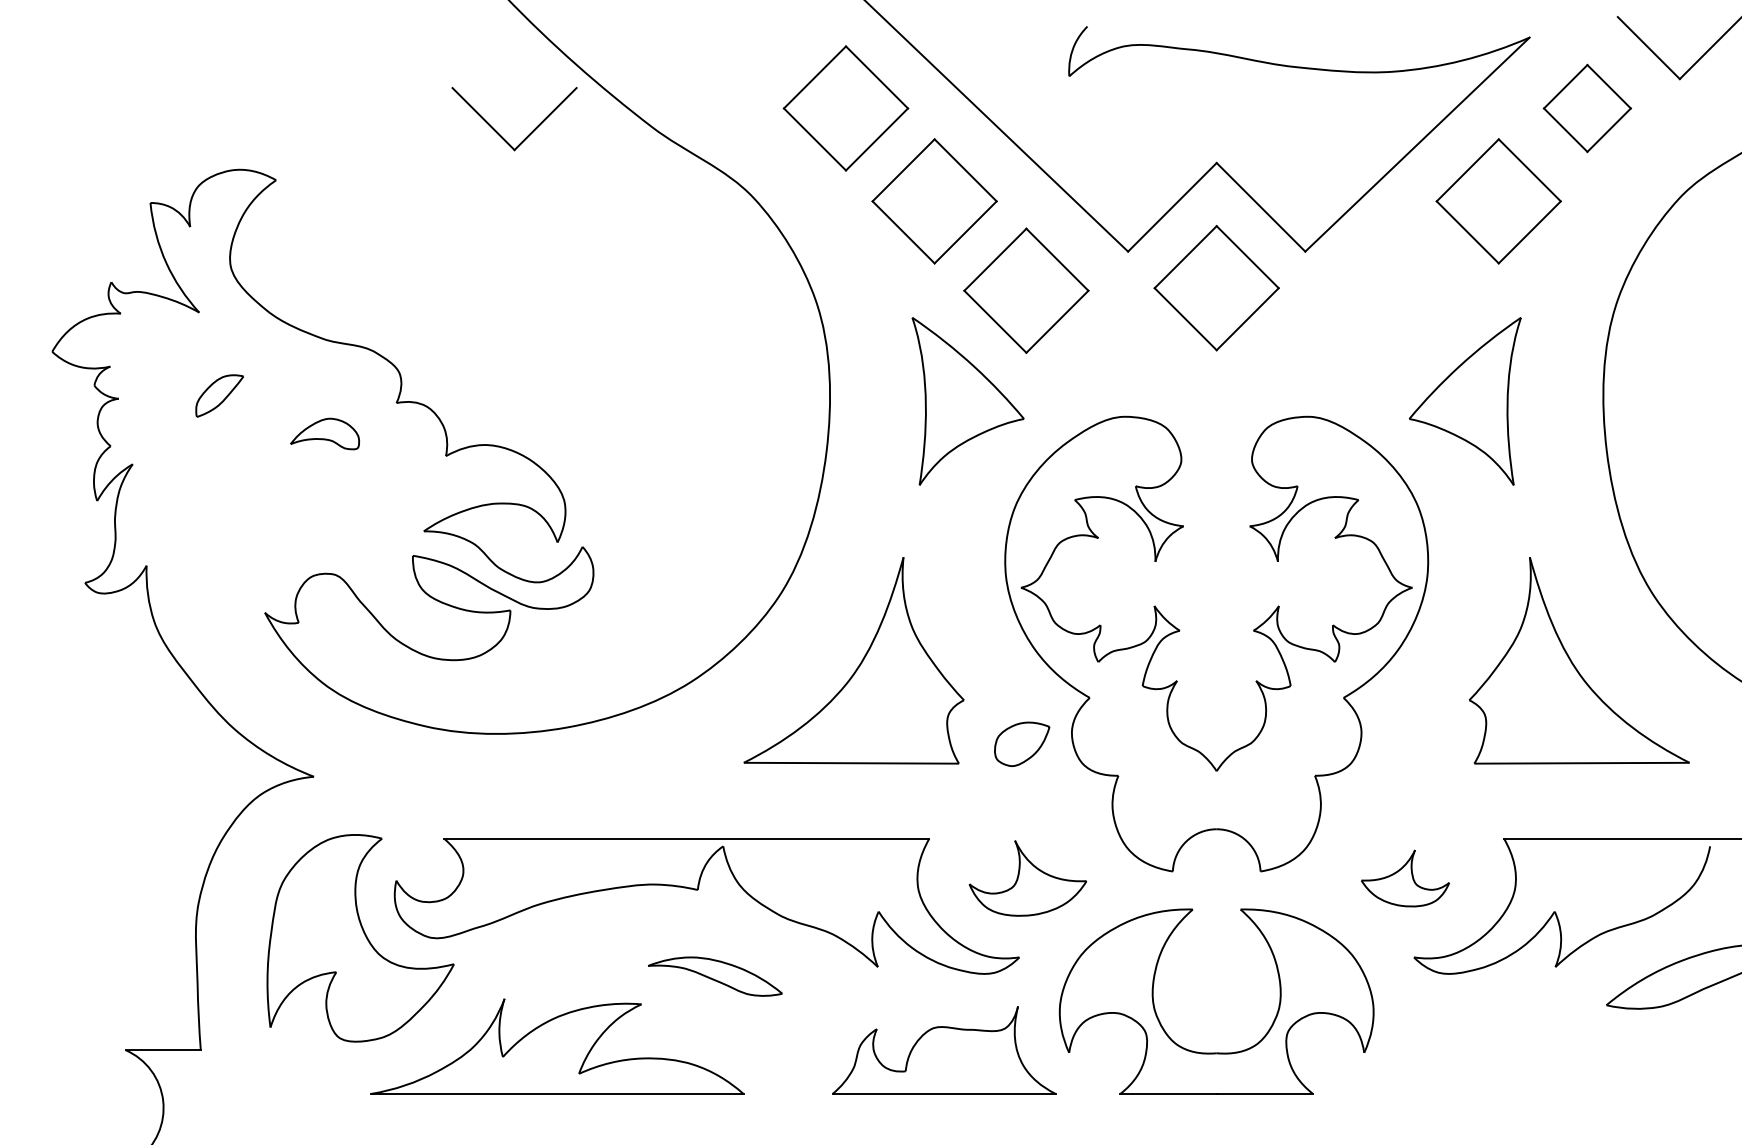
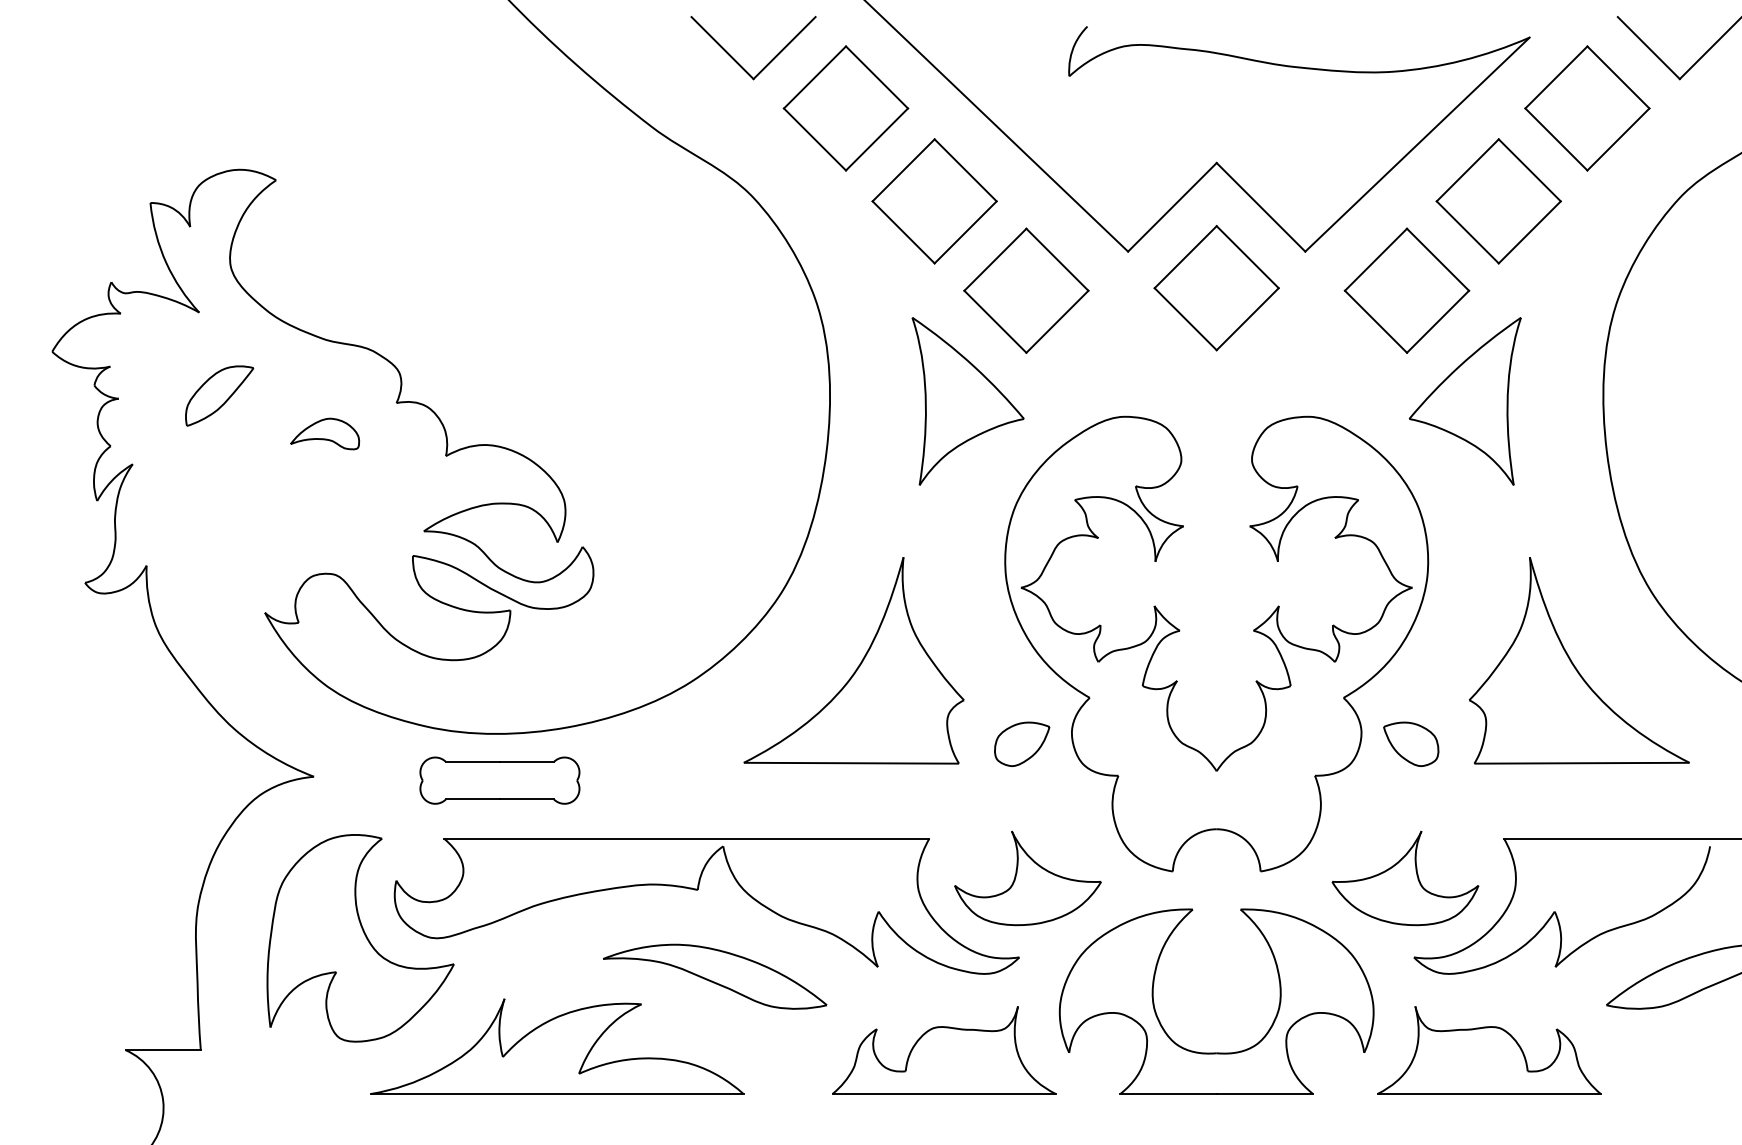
part size: 90x91 px -> 127x127 px (1587, 108)
part position: (499, 133) -> (738, 62) (738, 62)
part: none -> present (1406, 290)
part size: 49x44 px -> 70x62 px (219, 395)
part: none -> present (1411, 743)
part: none -> present (499, 780)
part size: 120x77 px -> 148x97 px (1027, 878)
part size: 89x59 px -> 149x97 px (1405, 878)
part size: 135x41 px -> 225x67 px (715, 976)
part: none -> present (1489, 1050)
